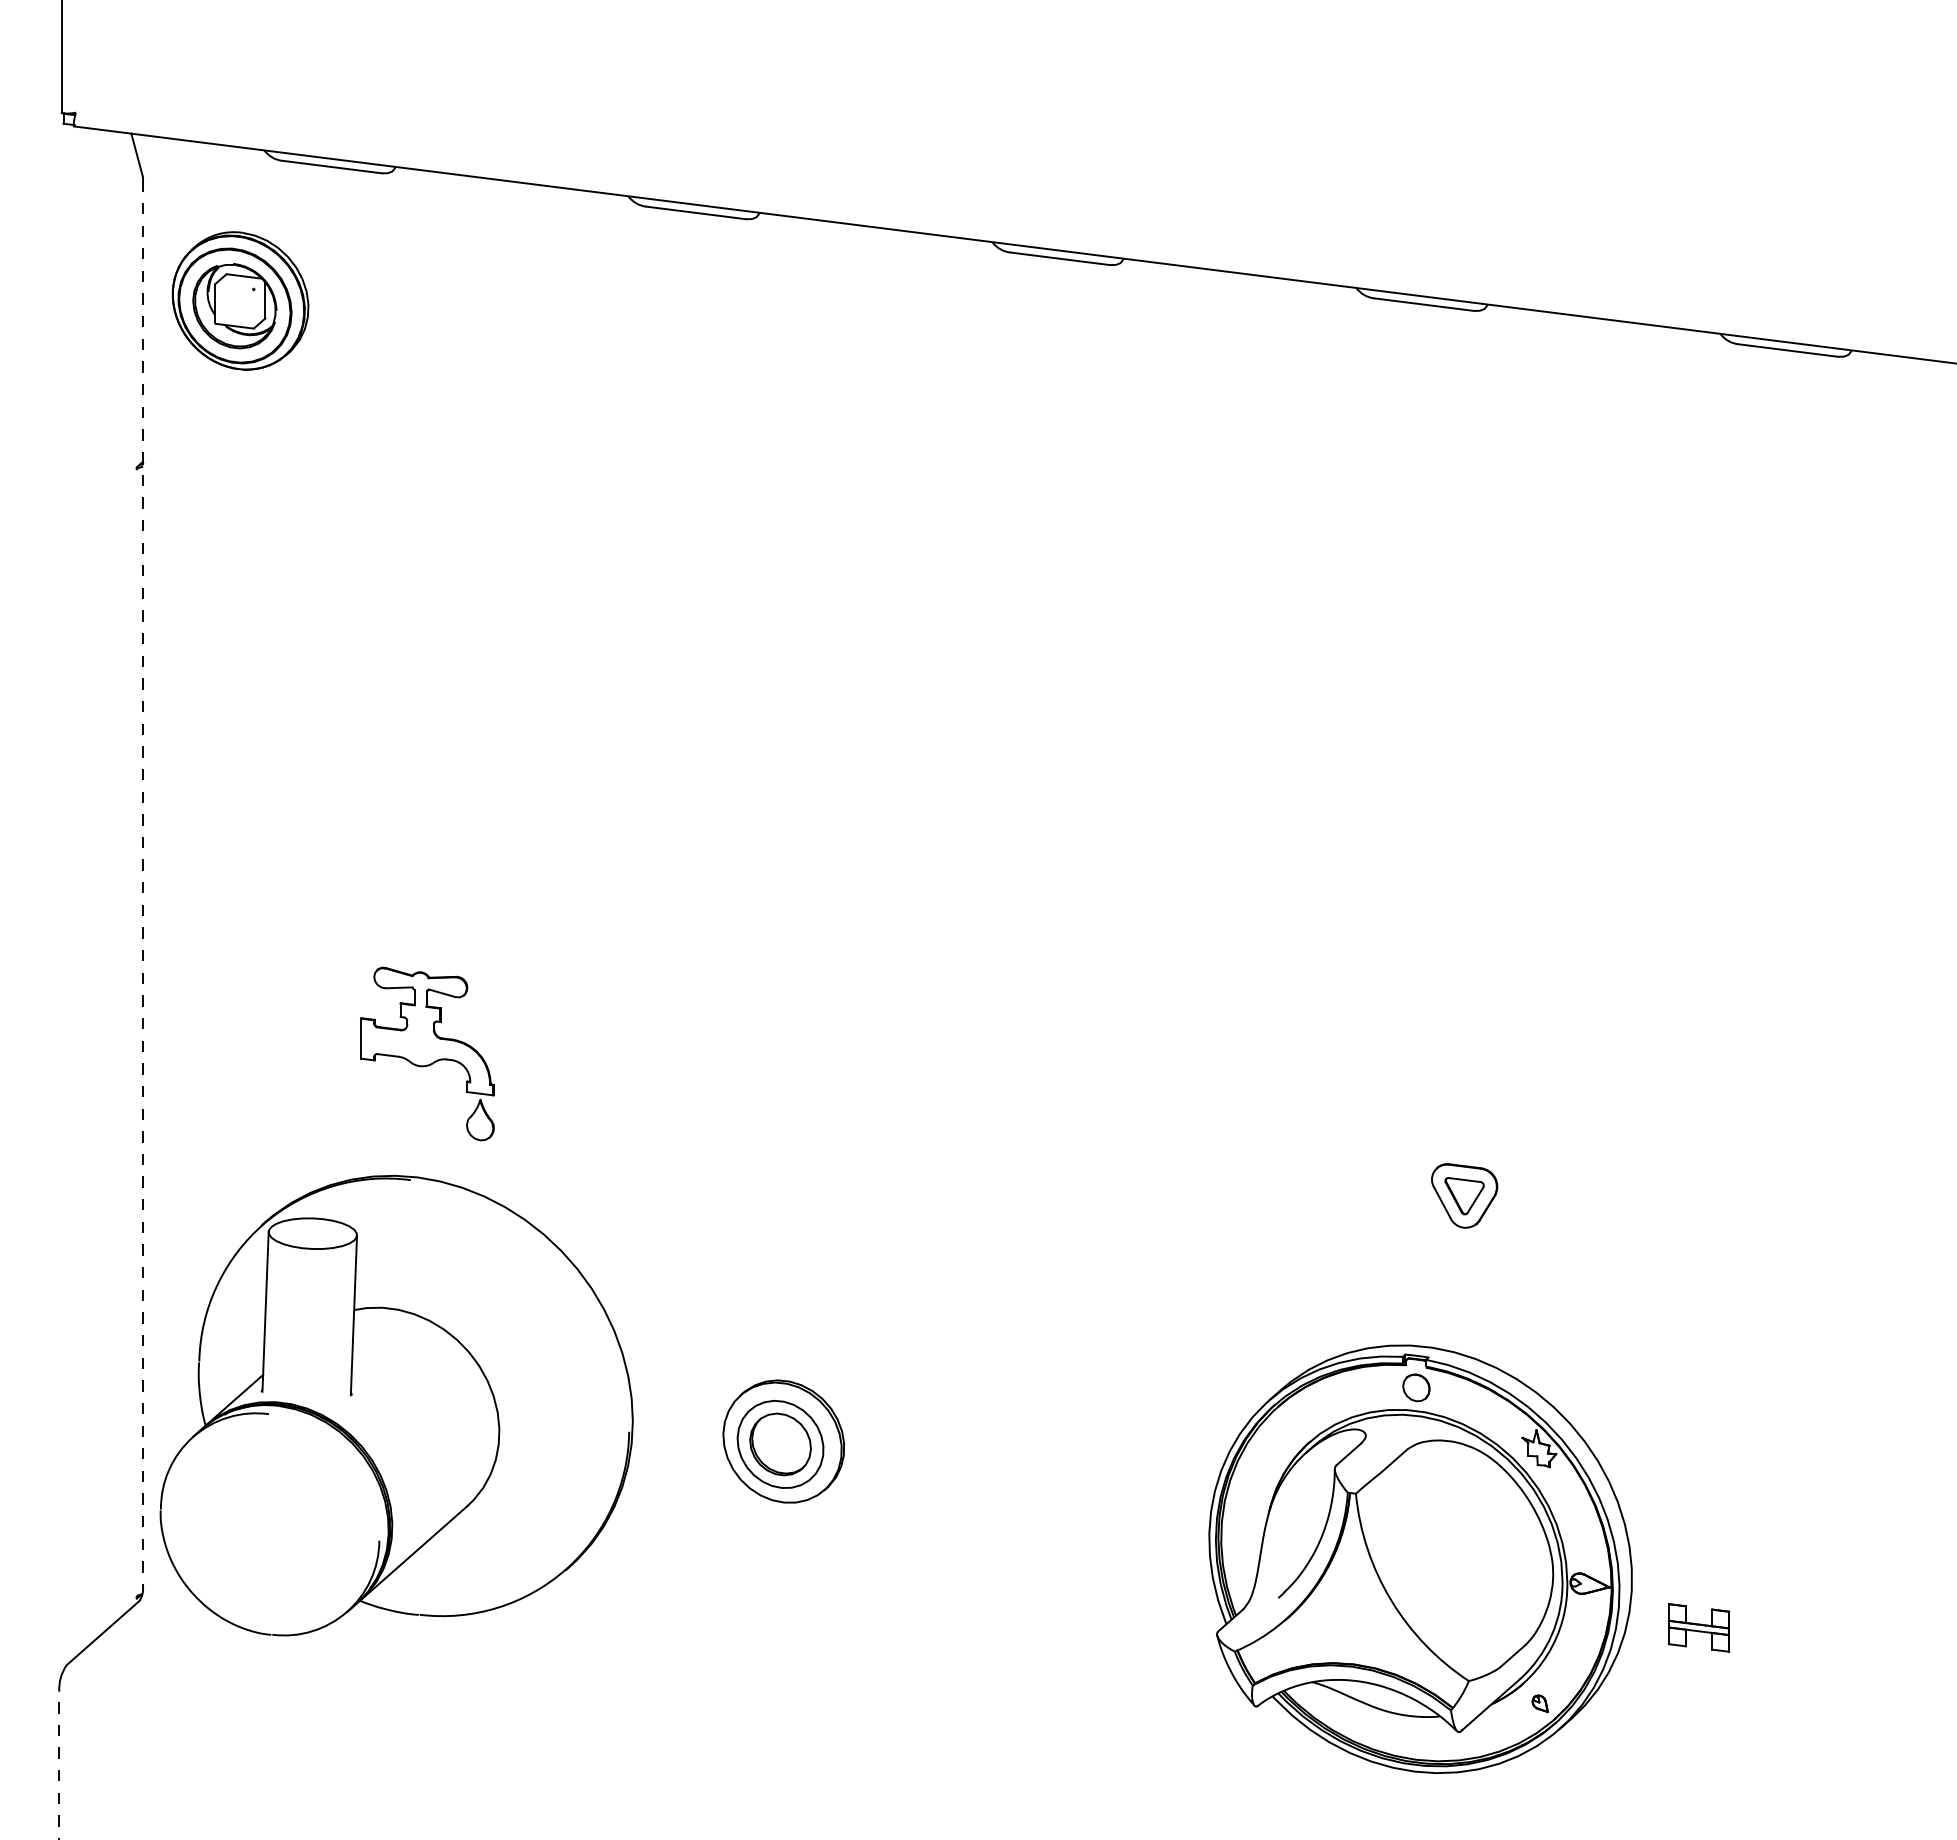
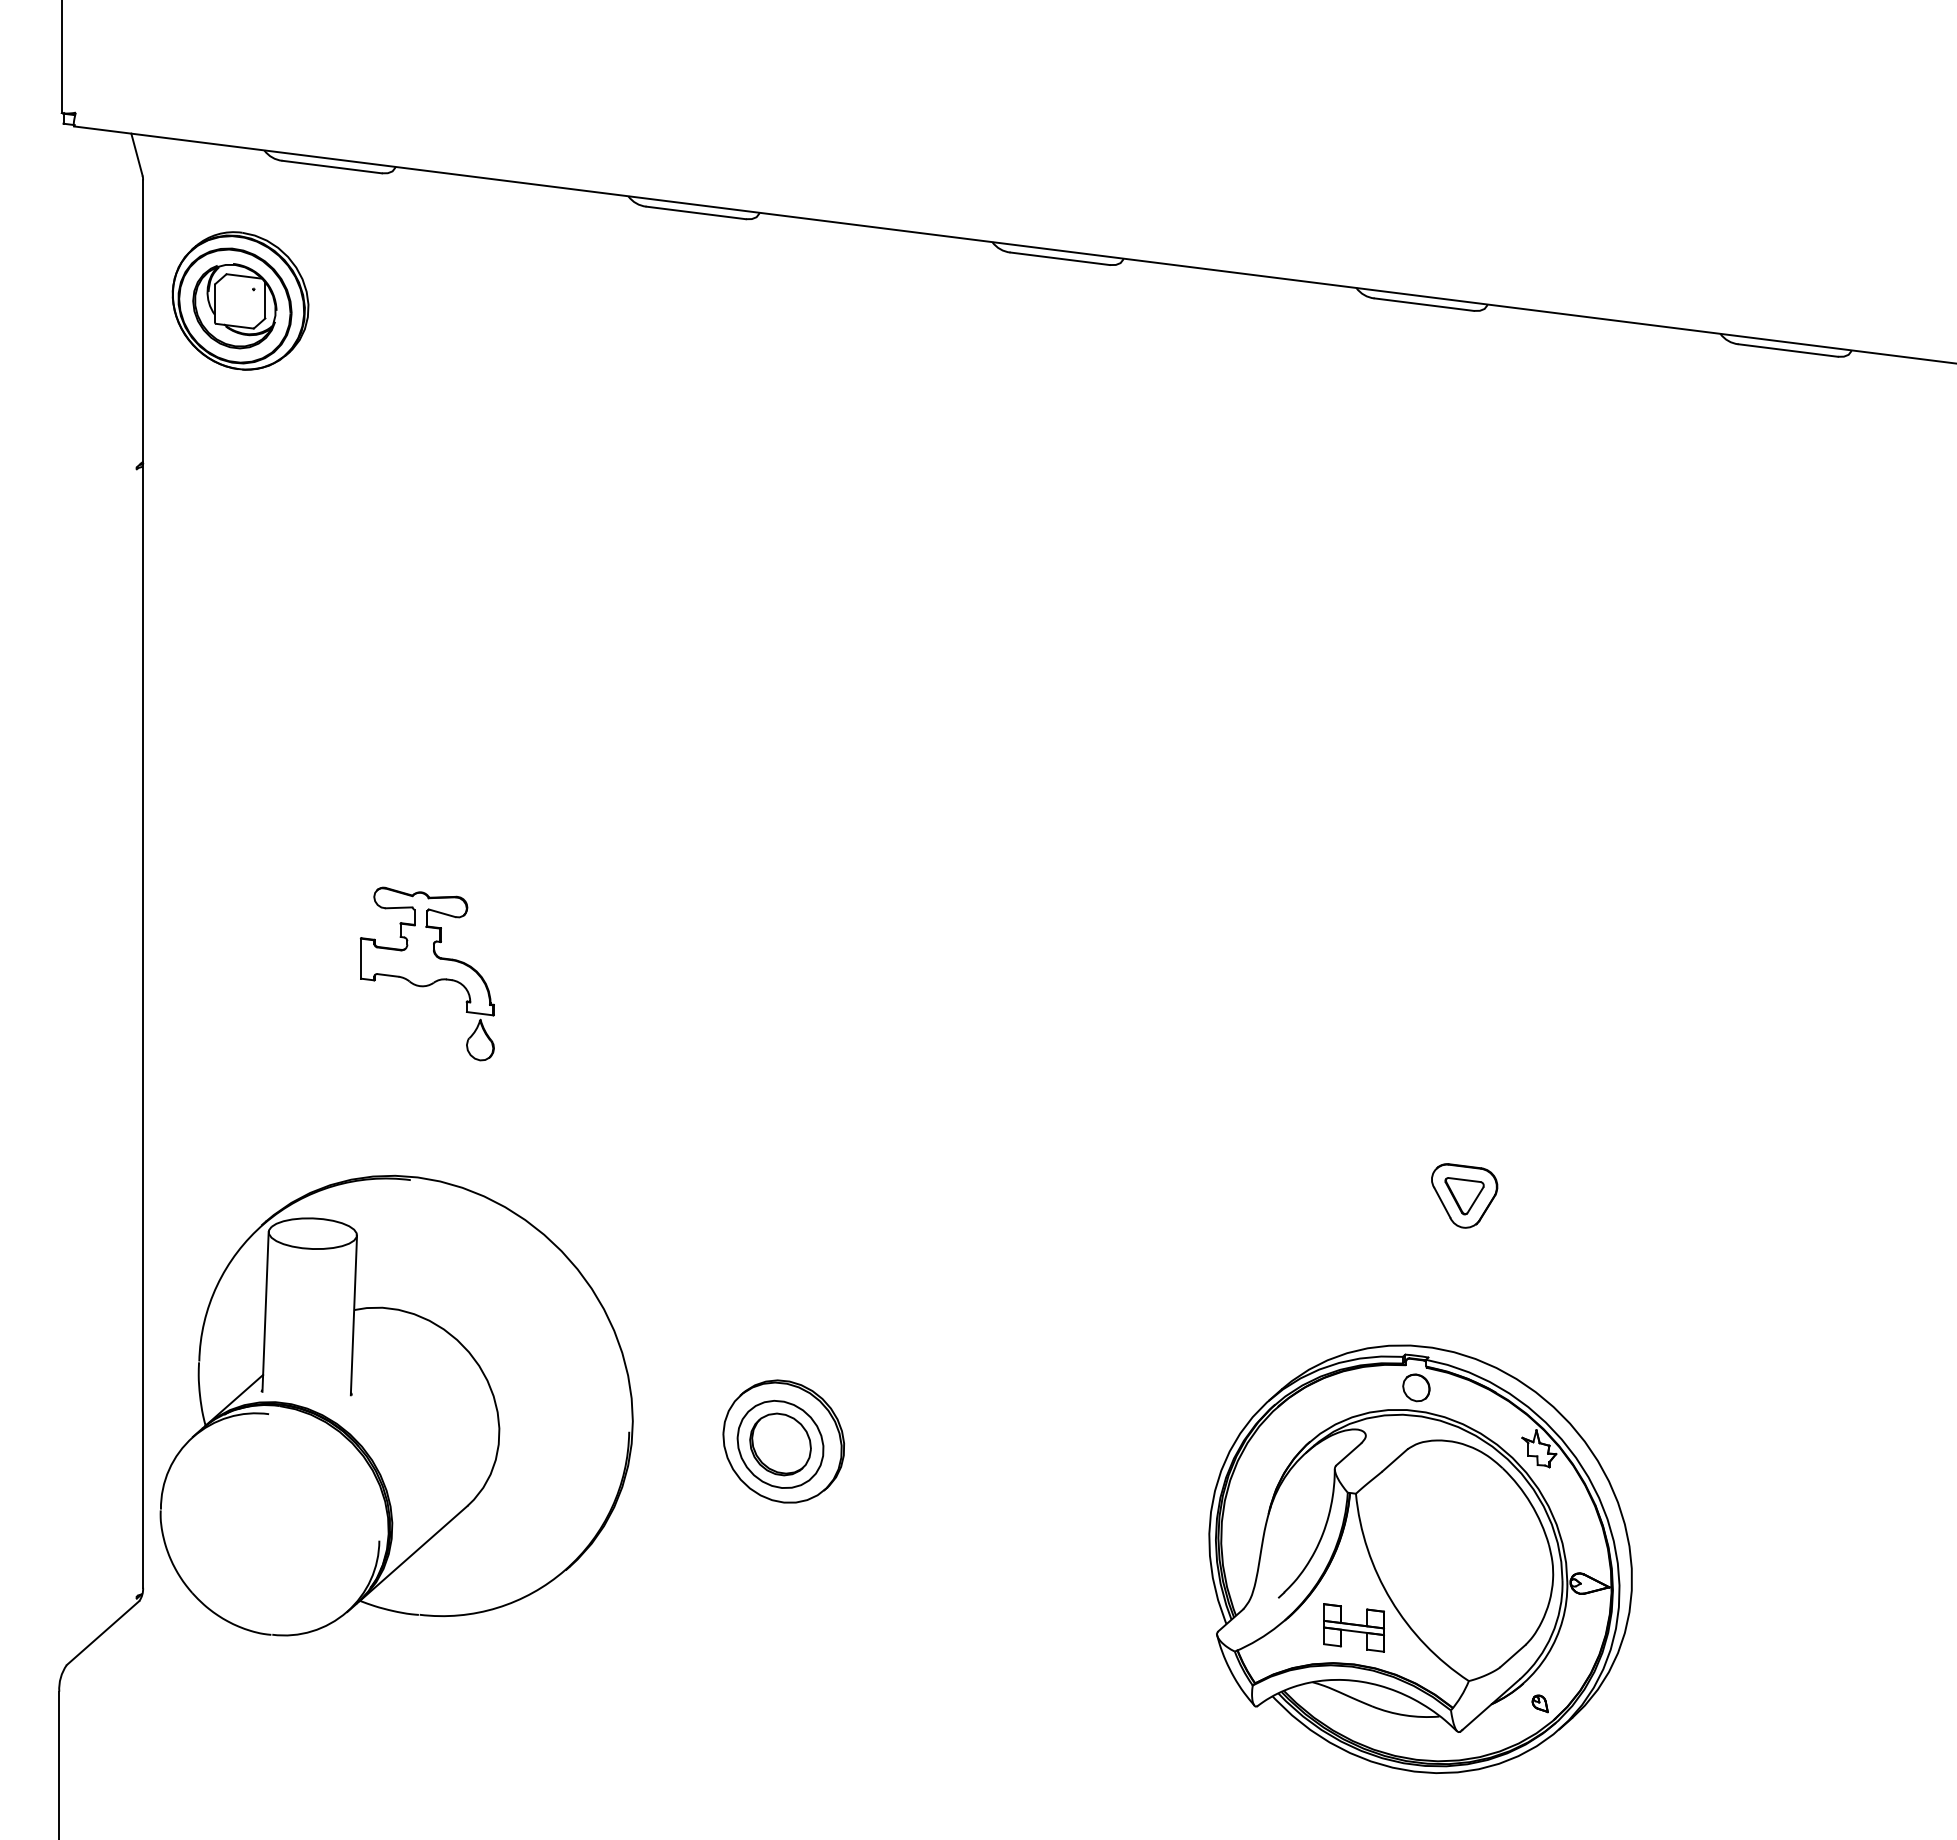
line: dashed -> solid (143, 884)
part position: (427, 1053) -> (427, 973) (427, 973)
part position: (1698, 1627) -> (1353, 1627) (1353, 1627)
line: dashed -> solid (59, 1765)
